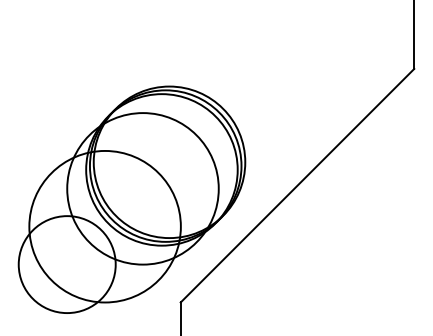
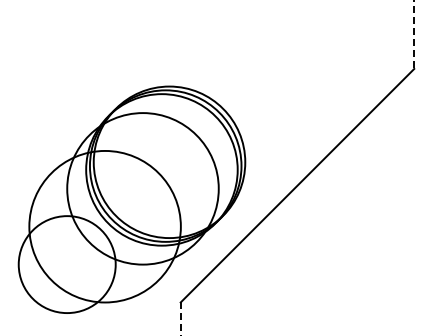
line: solid -> dashed (414, 35)
line: solid -> dashed (180, 319)
